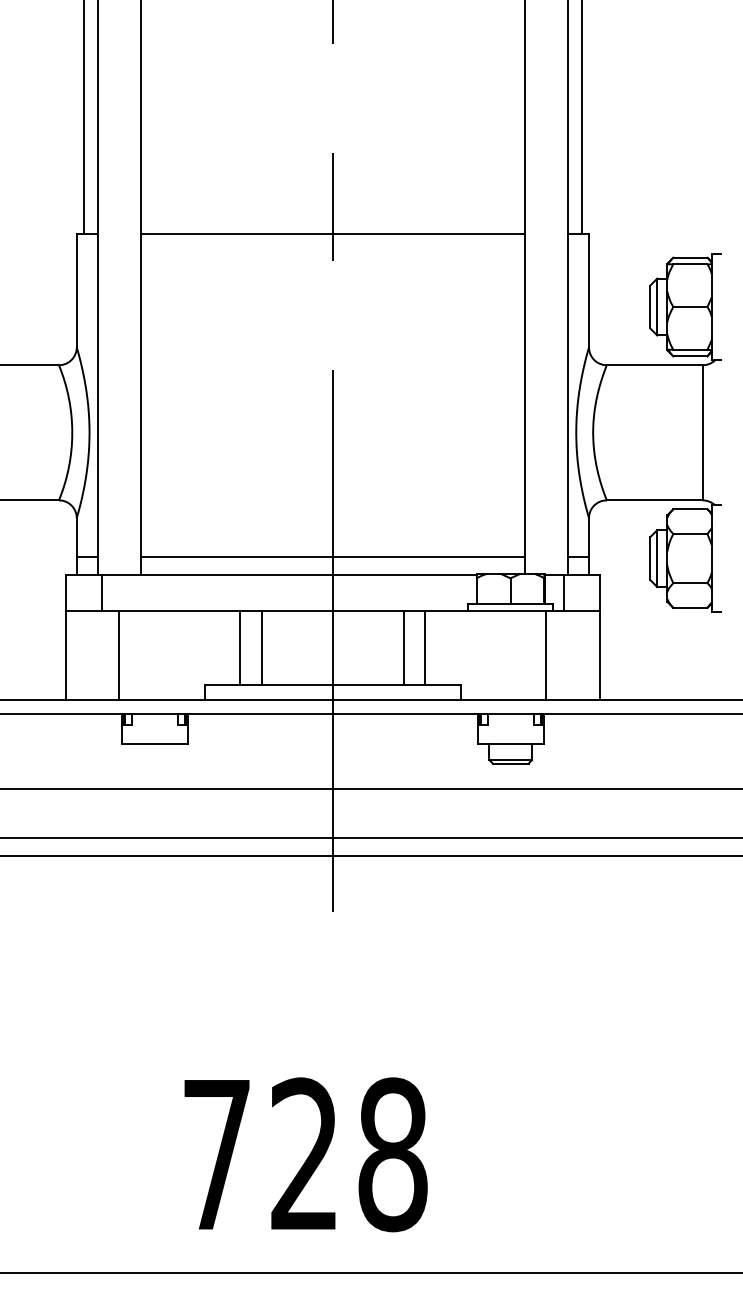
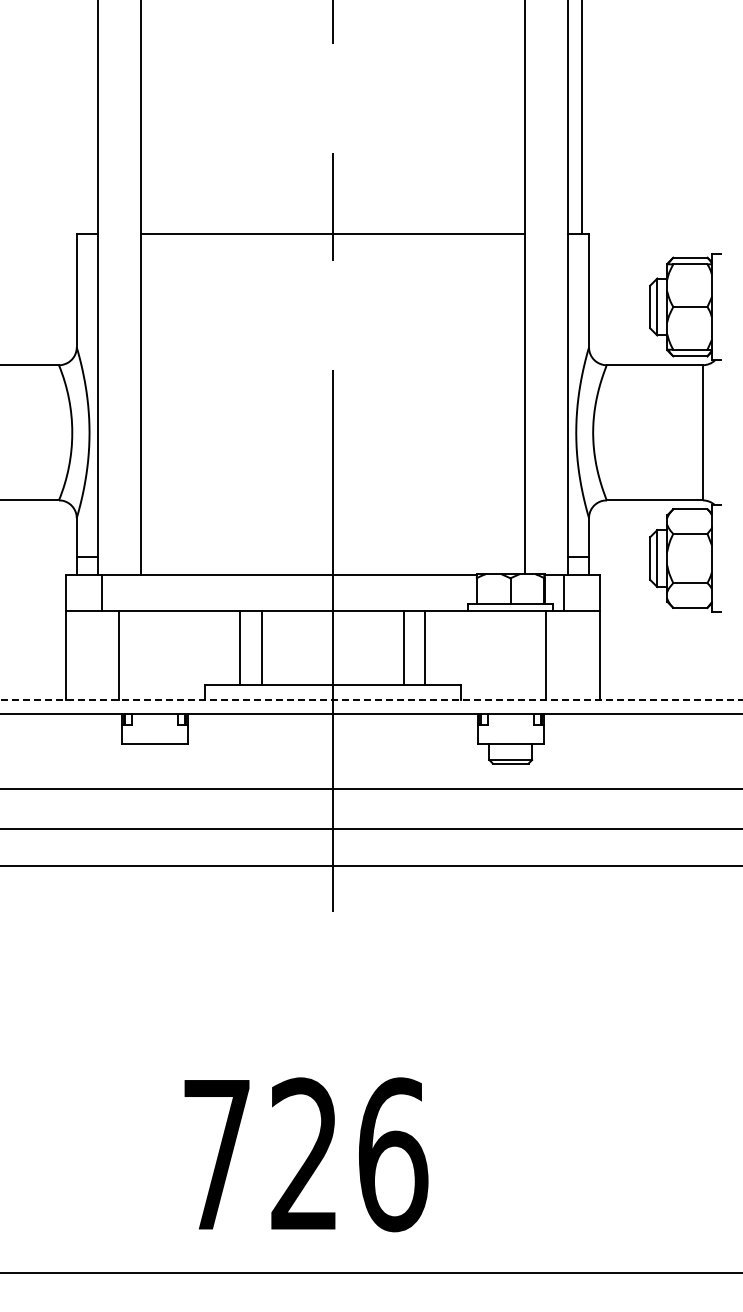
line: present -> none (83, 117)
line: present -> none (332, 557)
line: solid -> dashed (371, 699)
line position: (370, 838) -> (370, 829) (370, 829)
line position: (370, 856) -> (370, 866) (370, 866)
text: 728 -> 726 (393, 1154)
